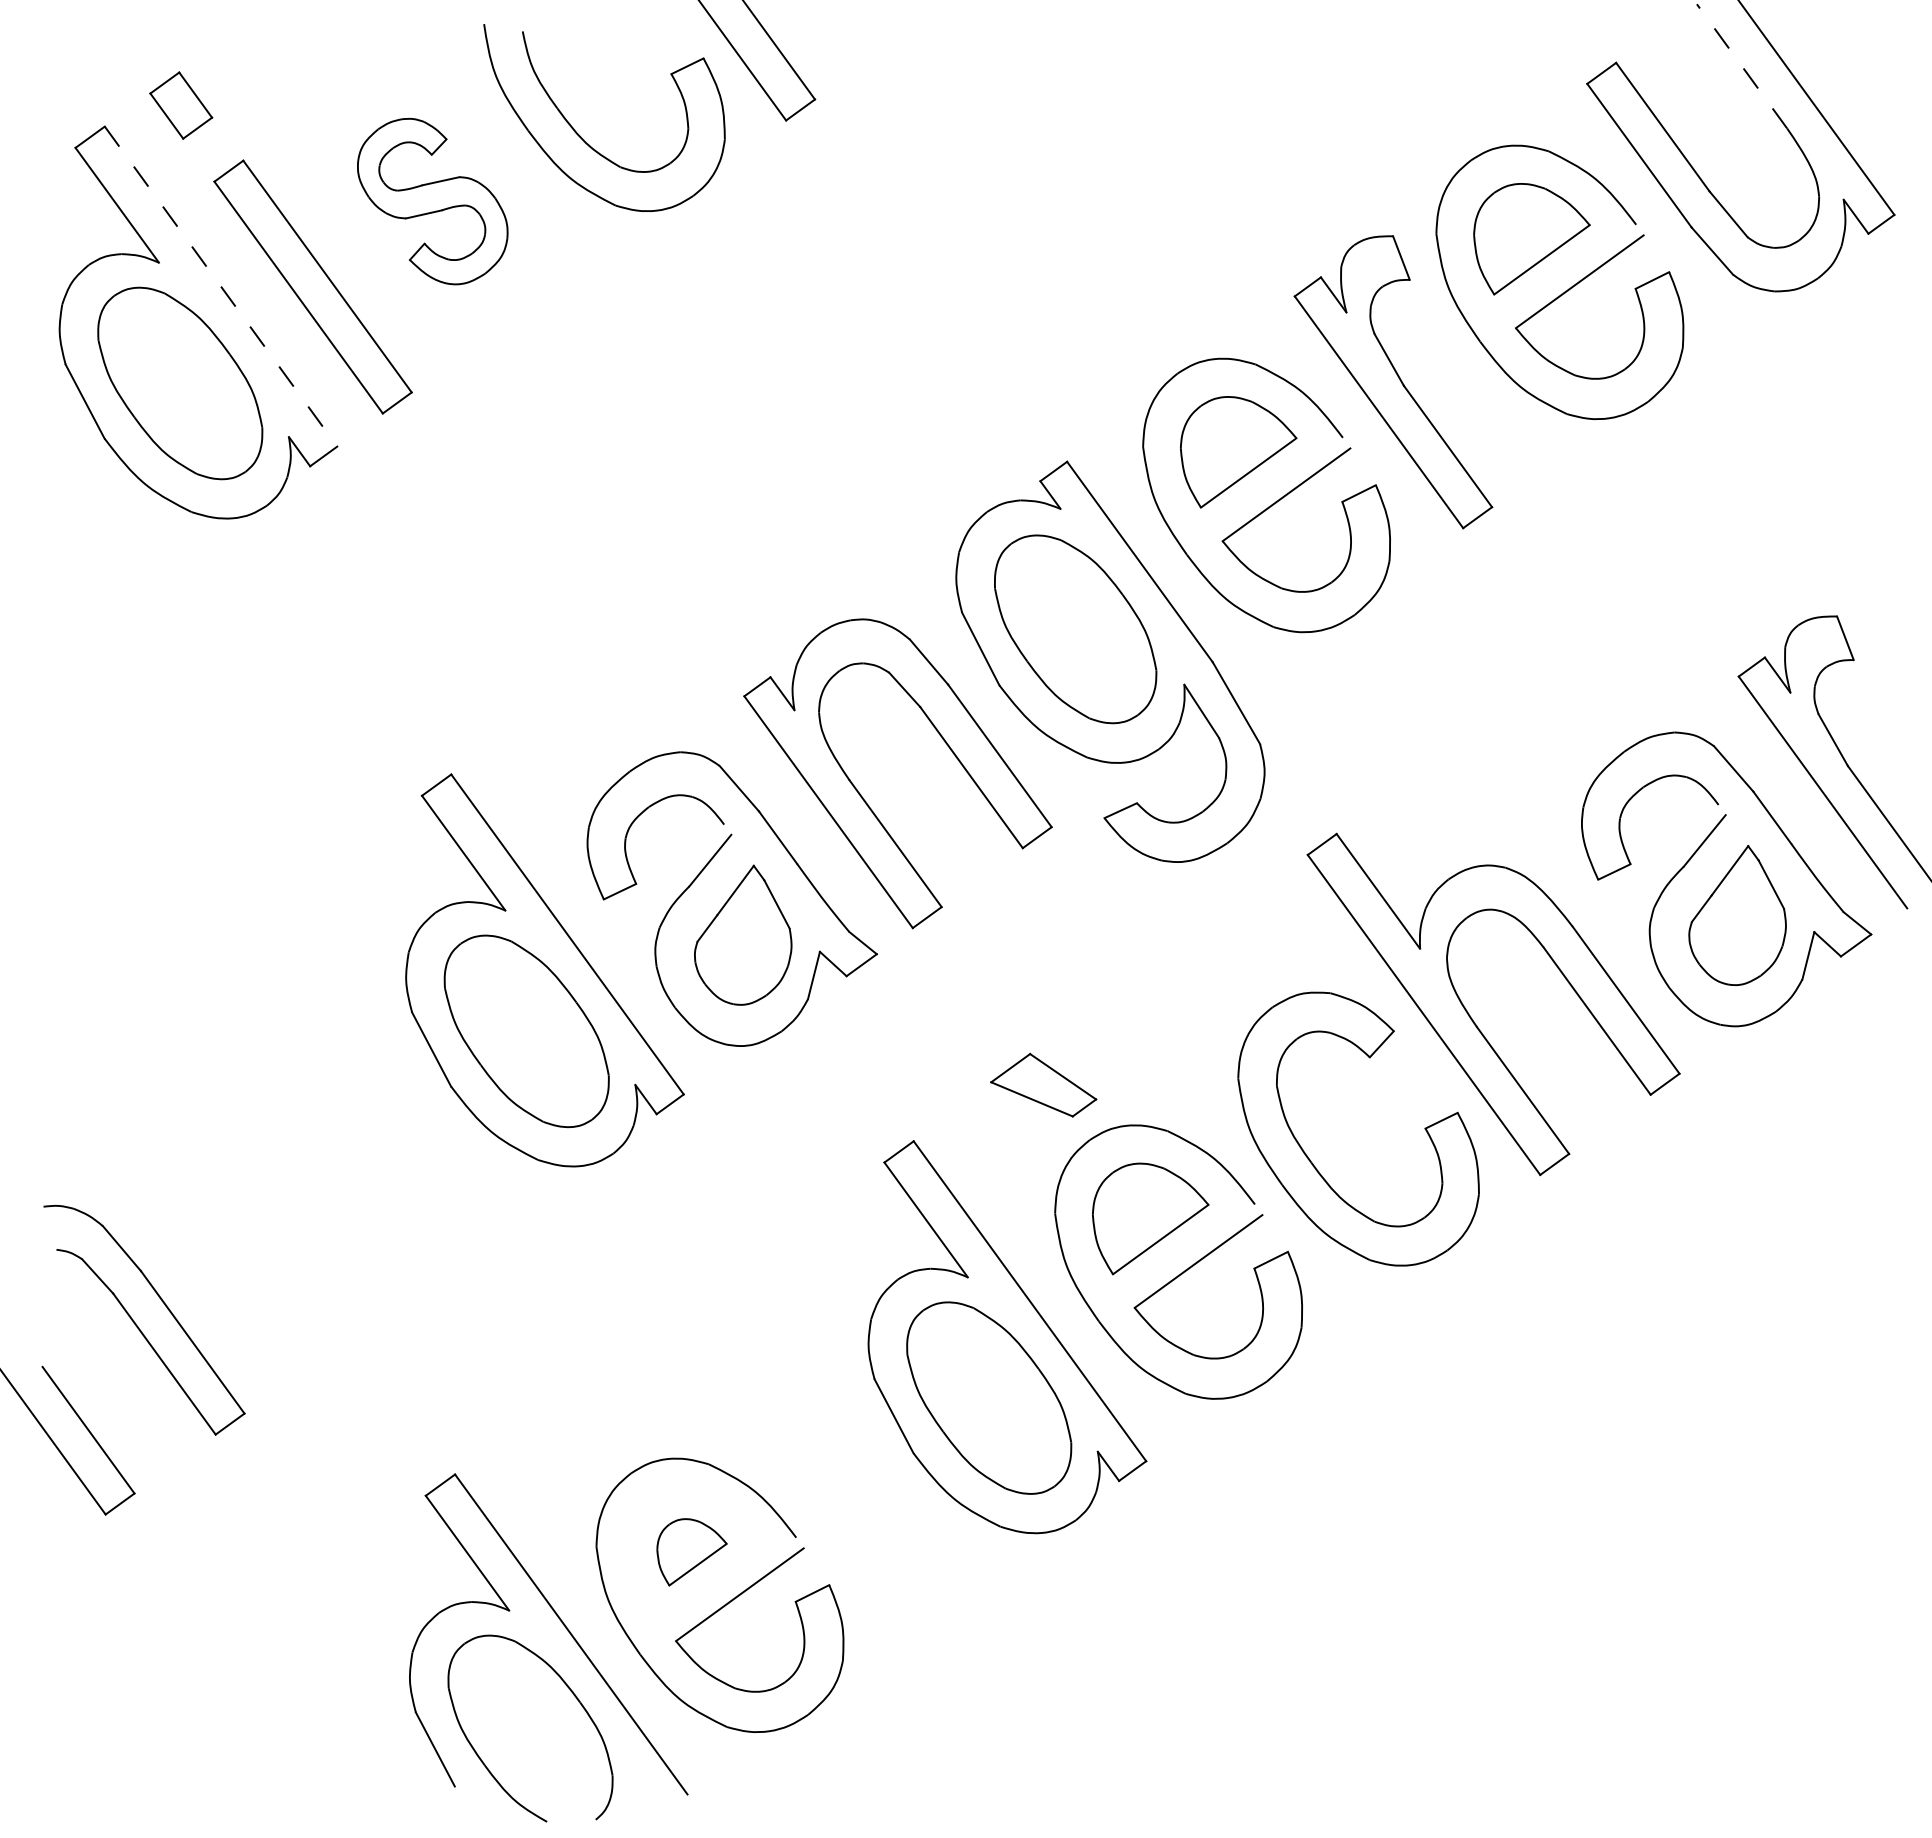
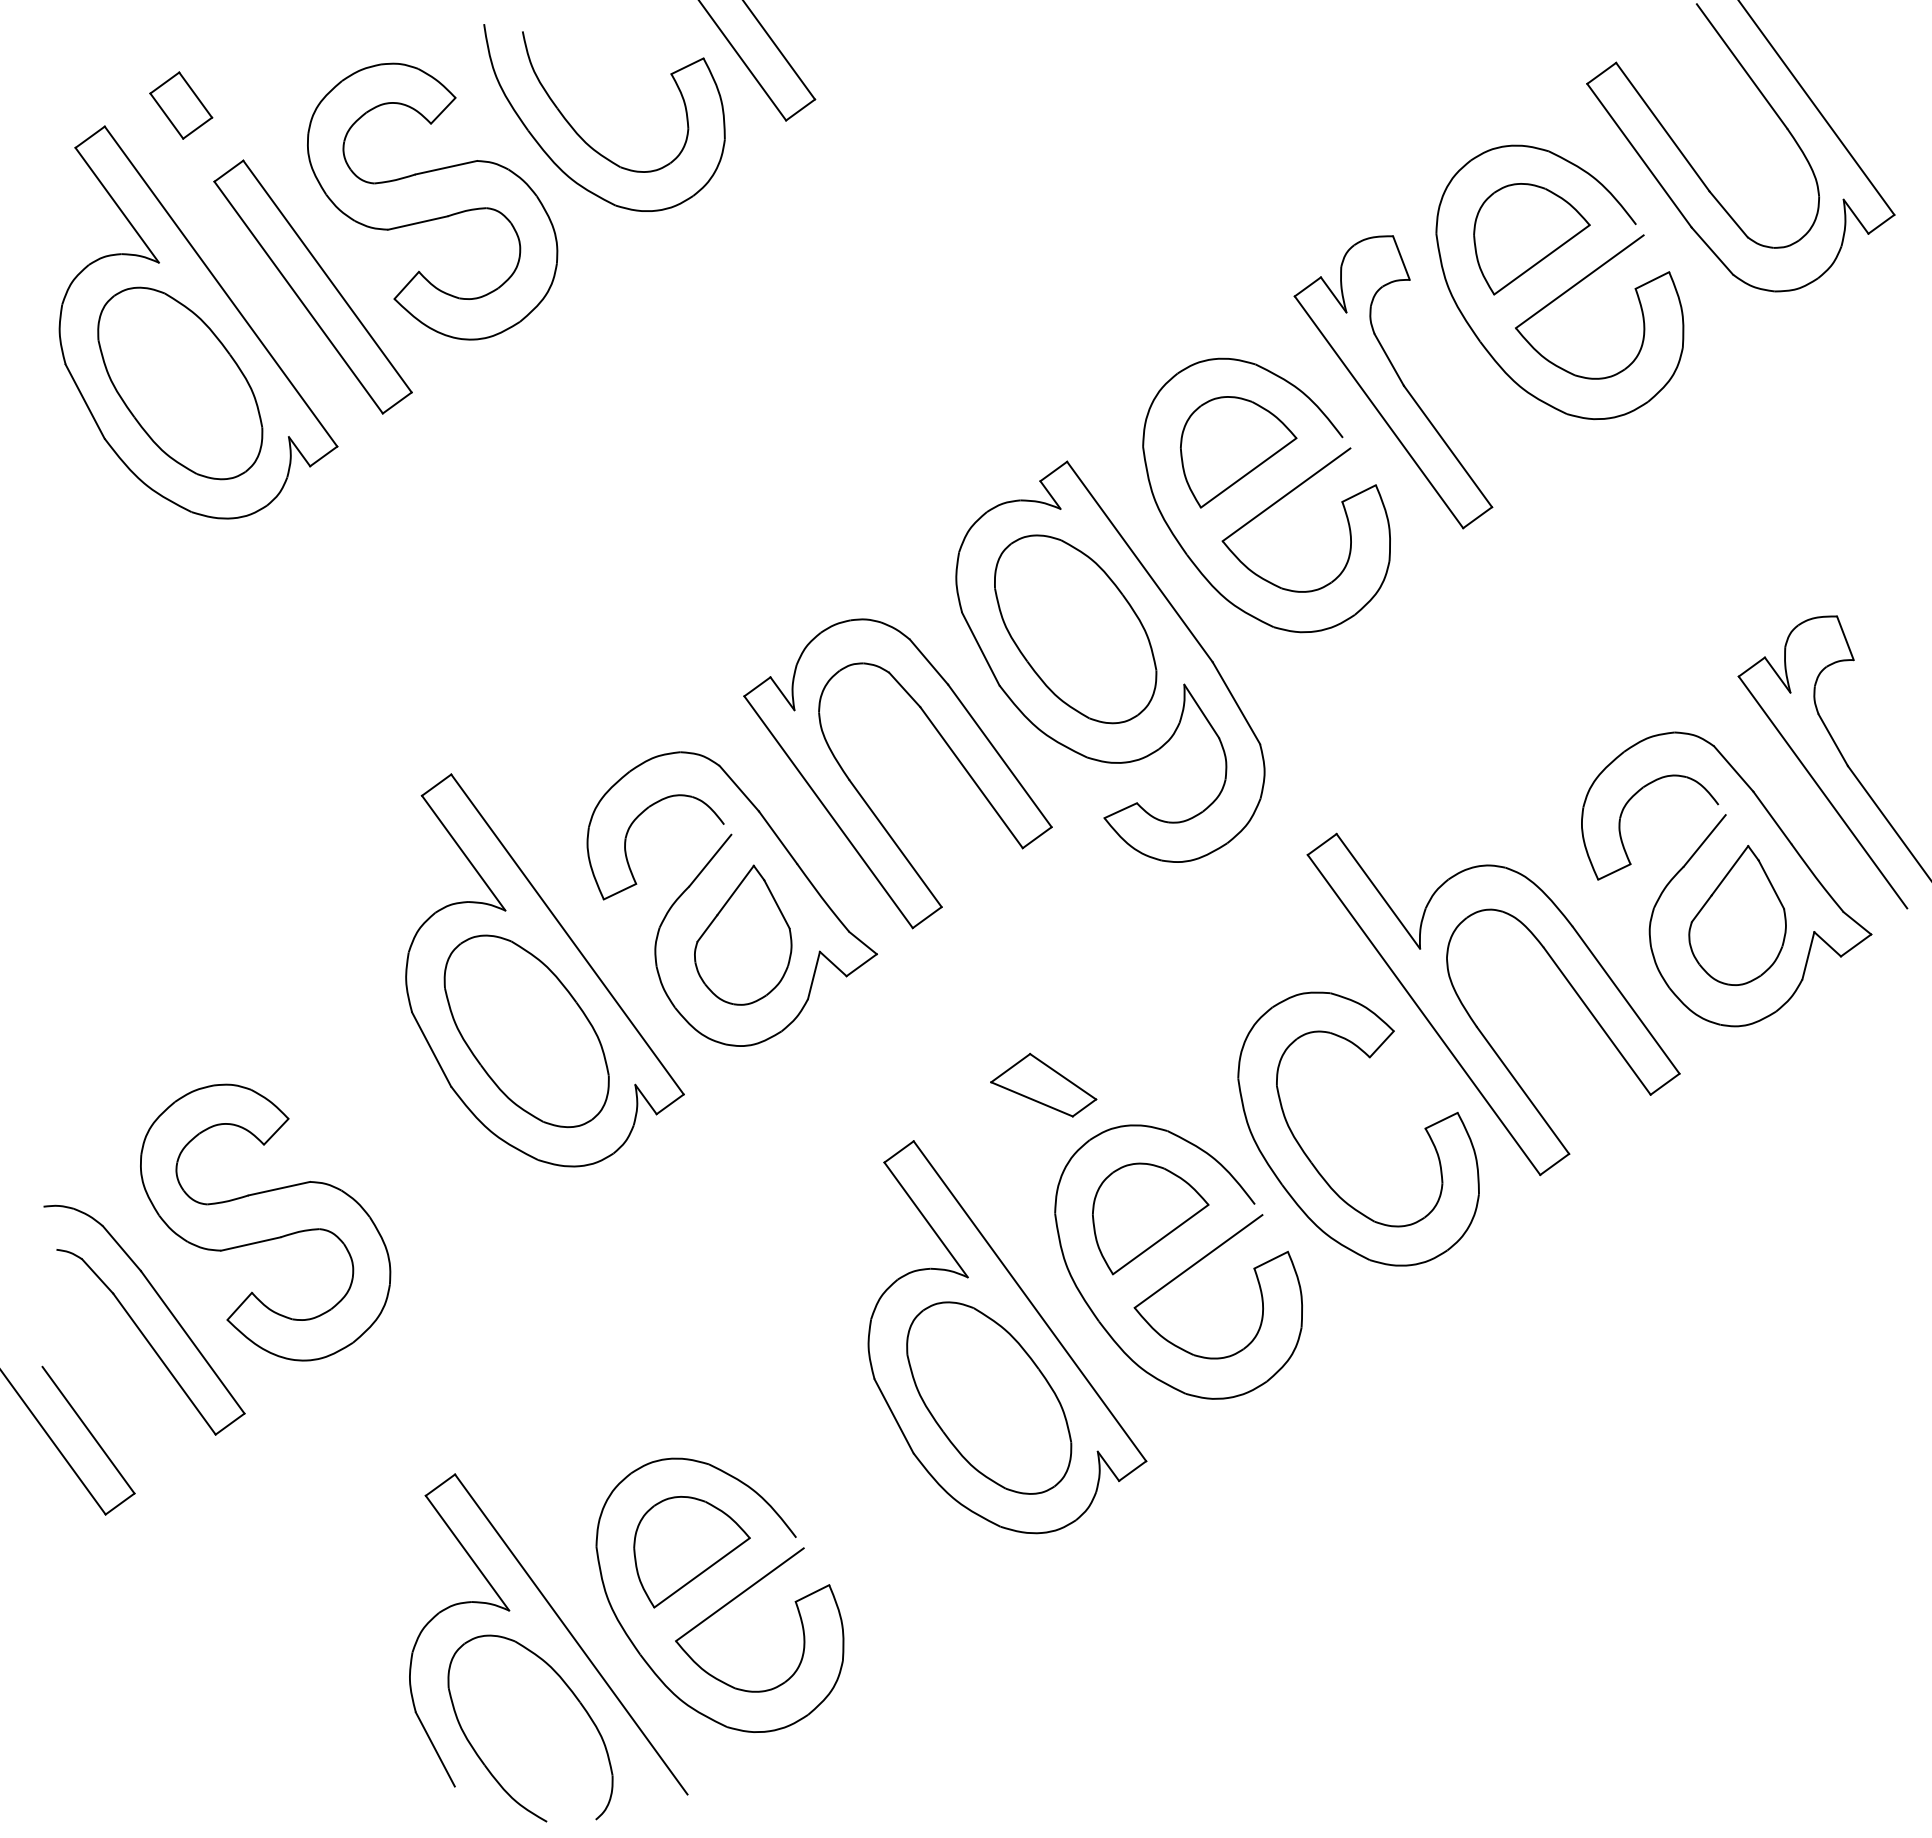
line: dashed -> solid (1742, 66)
part size: 152x169 px -> 252x279 px (432, 201)
line: dashed -> solid (221, 286)
part: none -> present (265, 1222)
part size: 72x69 px -> 118x113 px (691, 1552)
